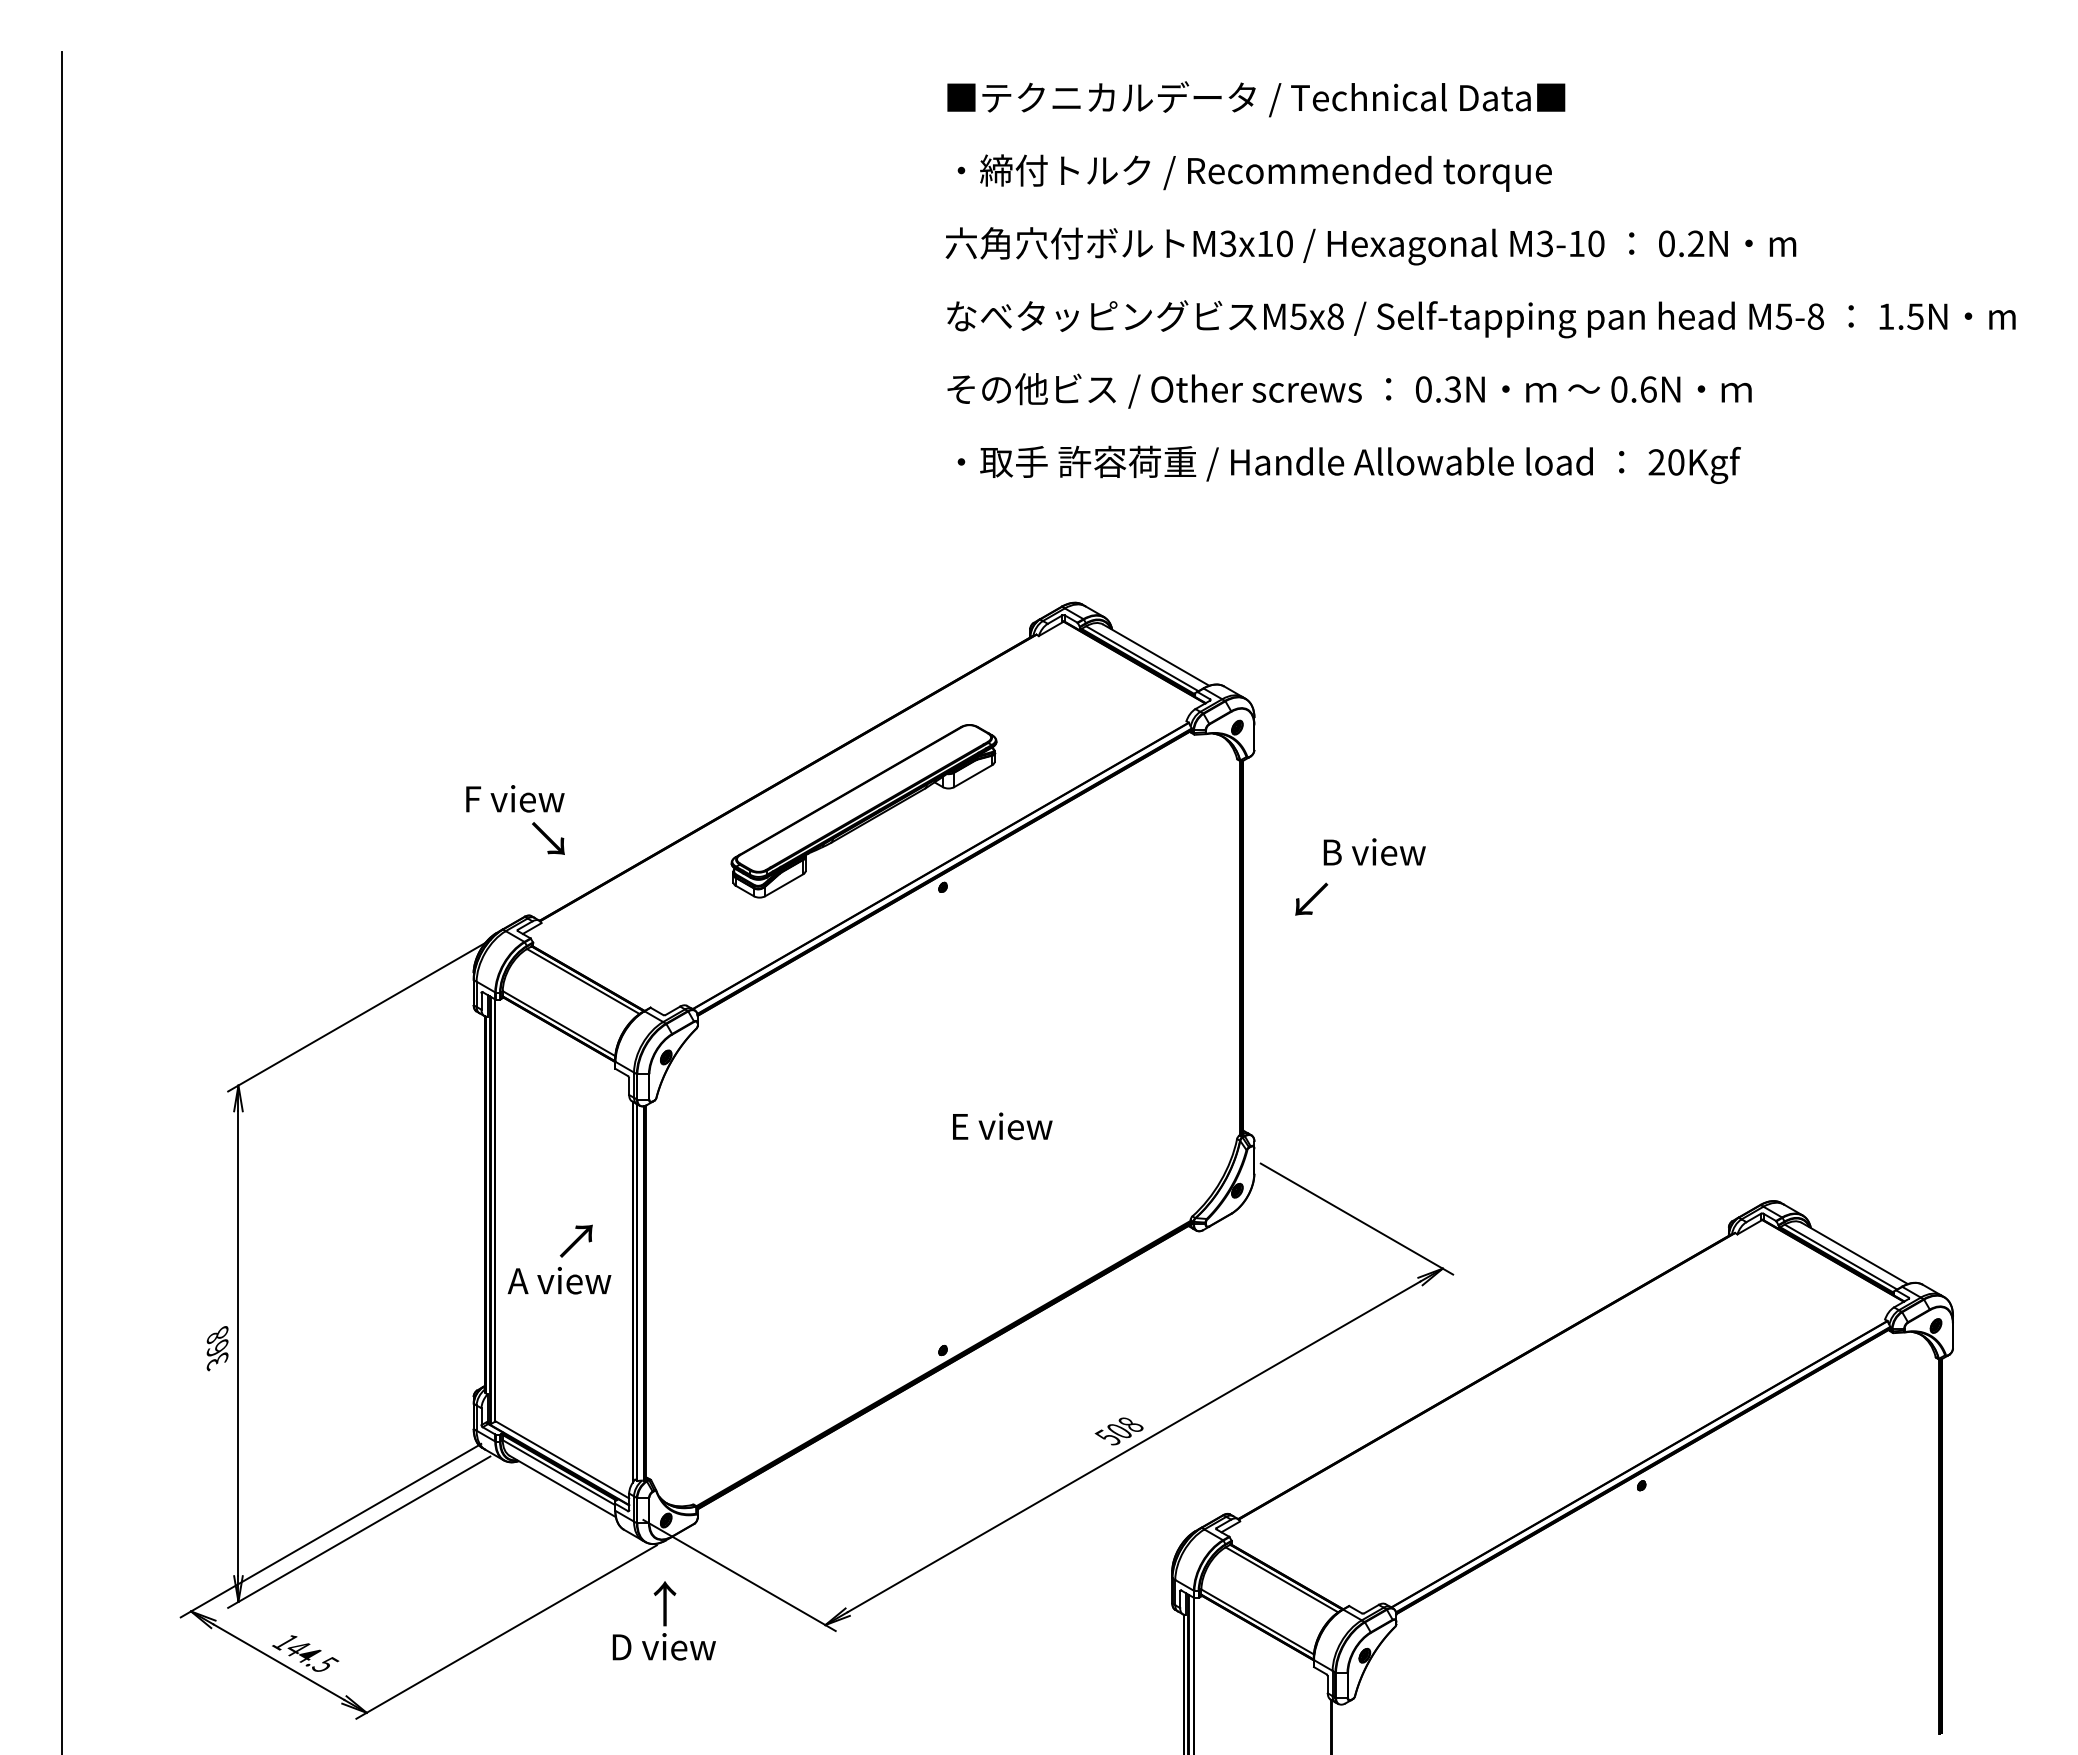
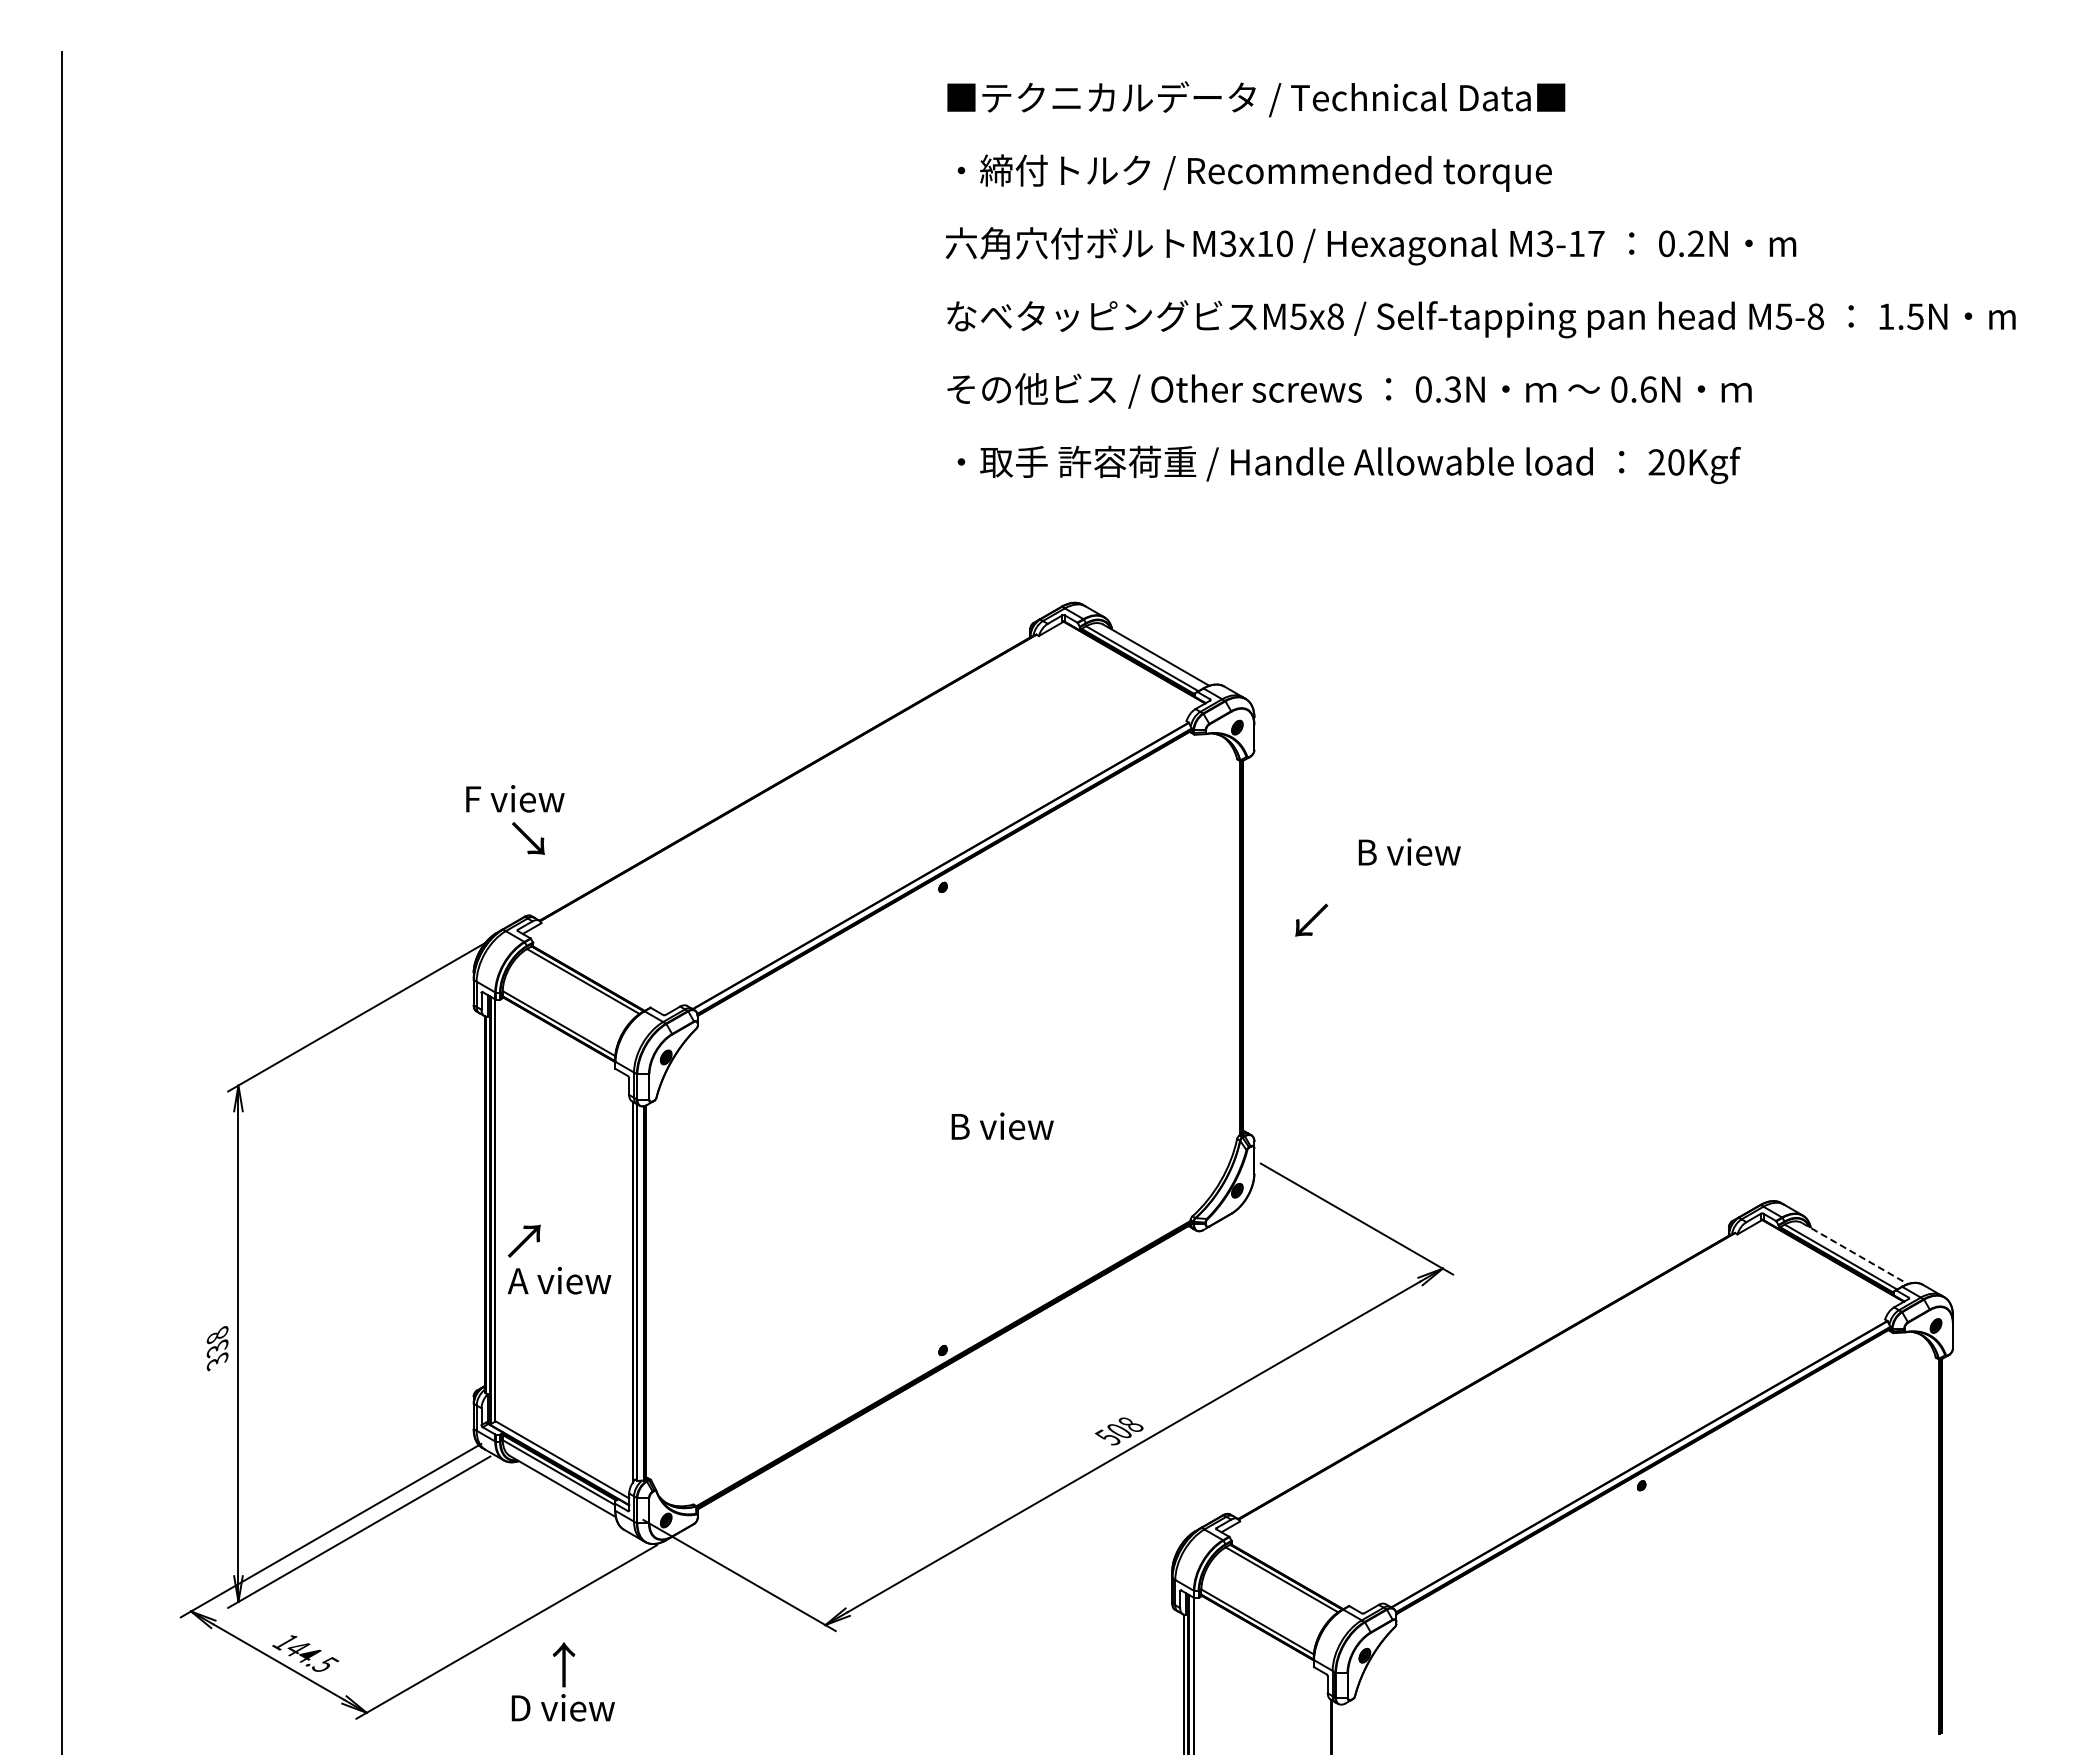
text: M3-10 -> M3-17 (1596, 243)
part: present -> none (863, 811)
text position: (548, 838) -> (528, 838) (528, 838)
text position: (1374, 851) -> (1409, 851) (1409, 851)
text position: (1311, 898) -> (1311, 919) (1311, 919)
text: E view -> B view (1002, 1126)
text position: (575, 1240) -> (523, 1240) (523, 1240)
line: solid -> dashed (1855, 1253)
text: 368 -> 338 (217, 1348)
text position: (663, 1620) -> (562, 1681) (562, 1681)
